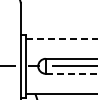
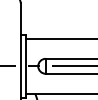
line: dashed -> solid (61, 38)
line: dashed -> solid (71, 73)
